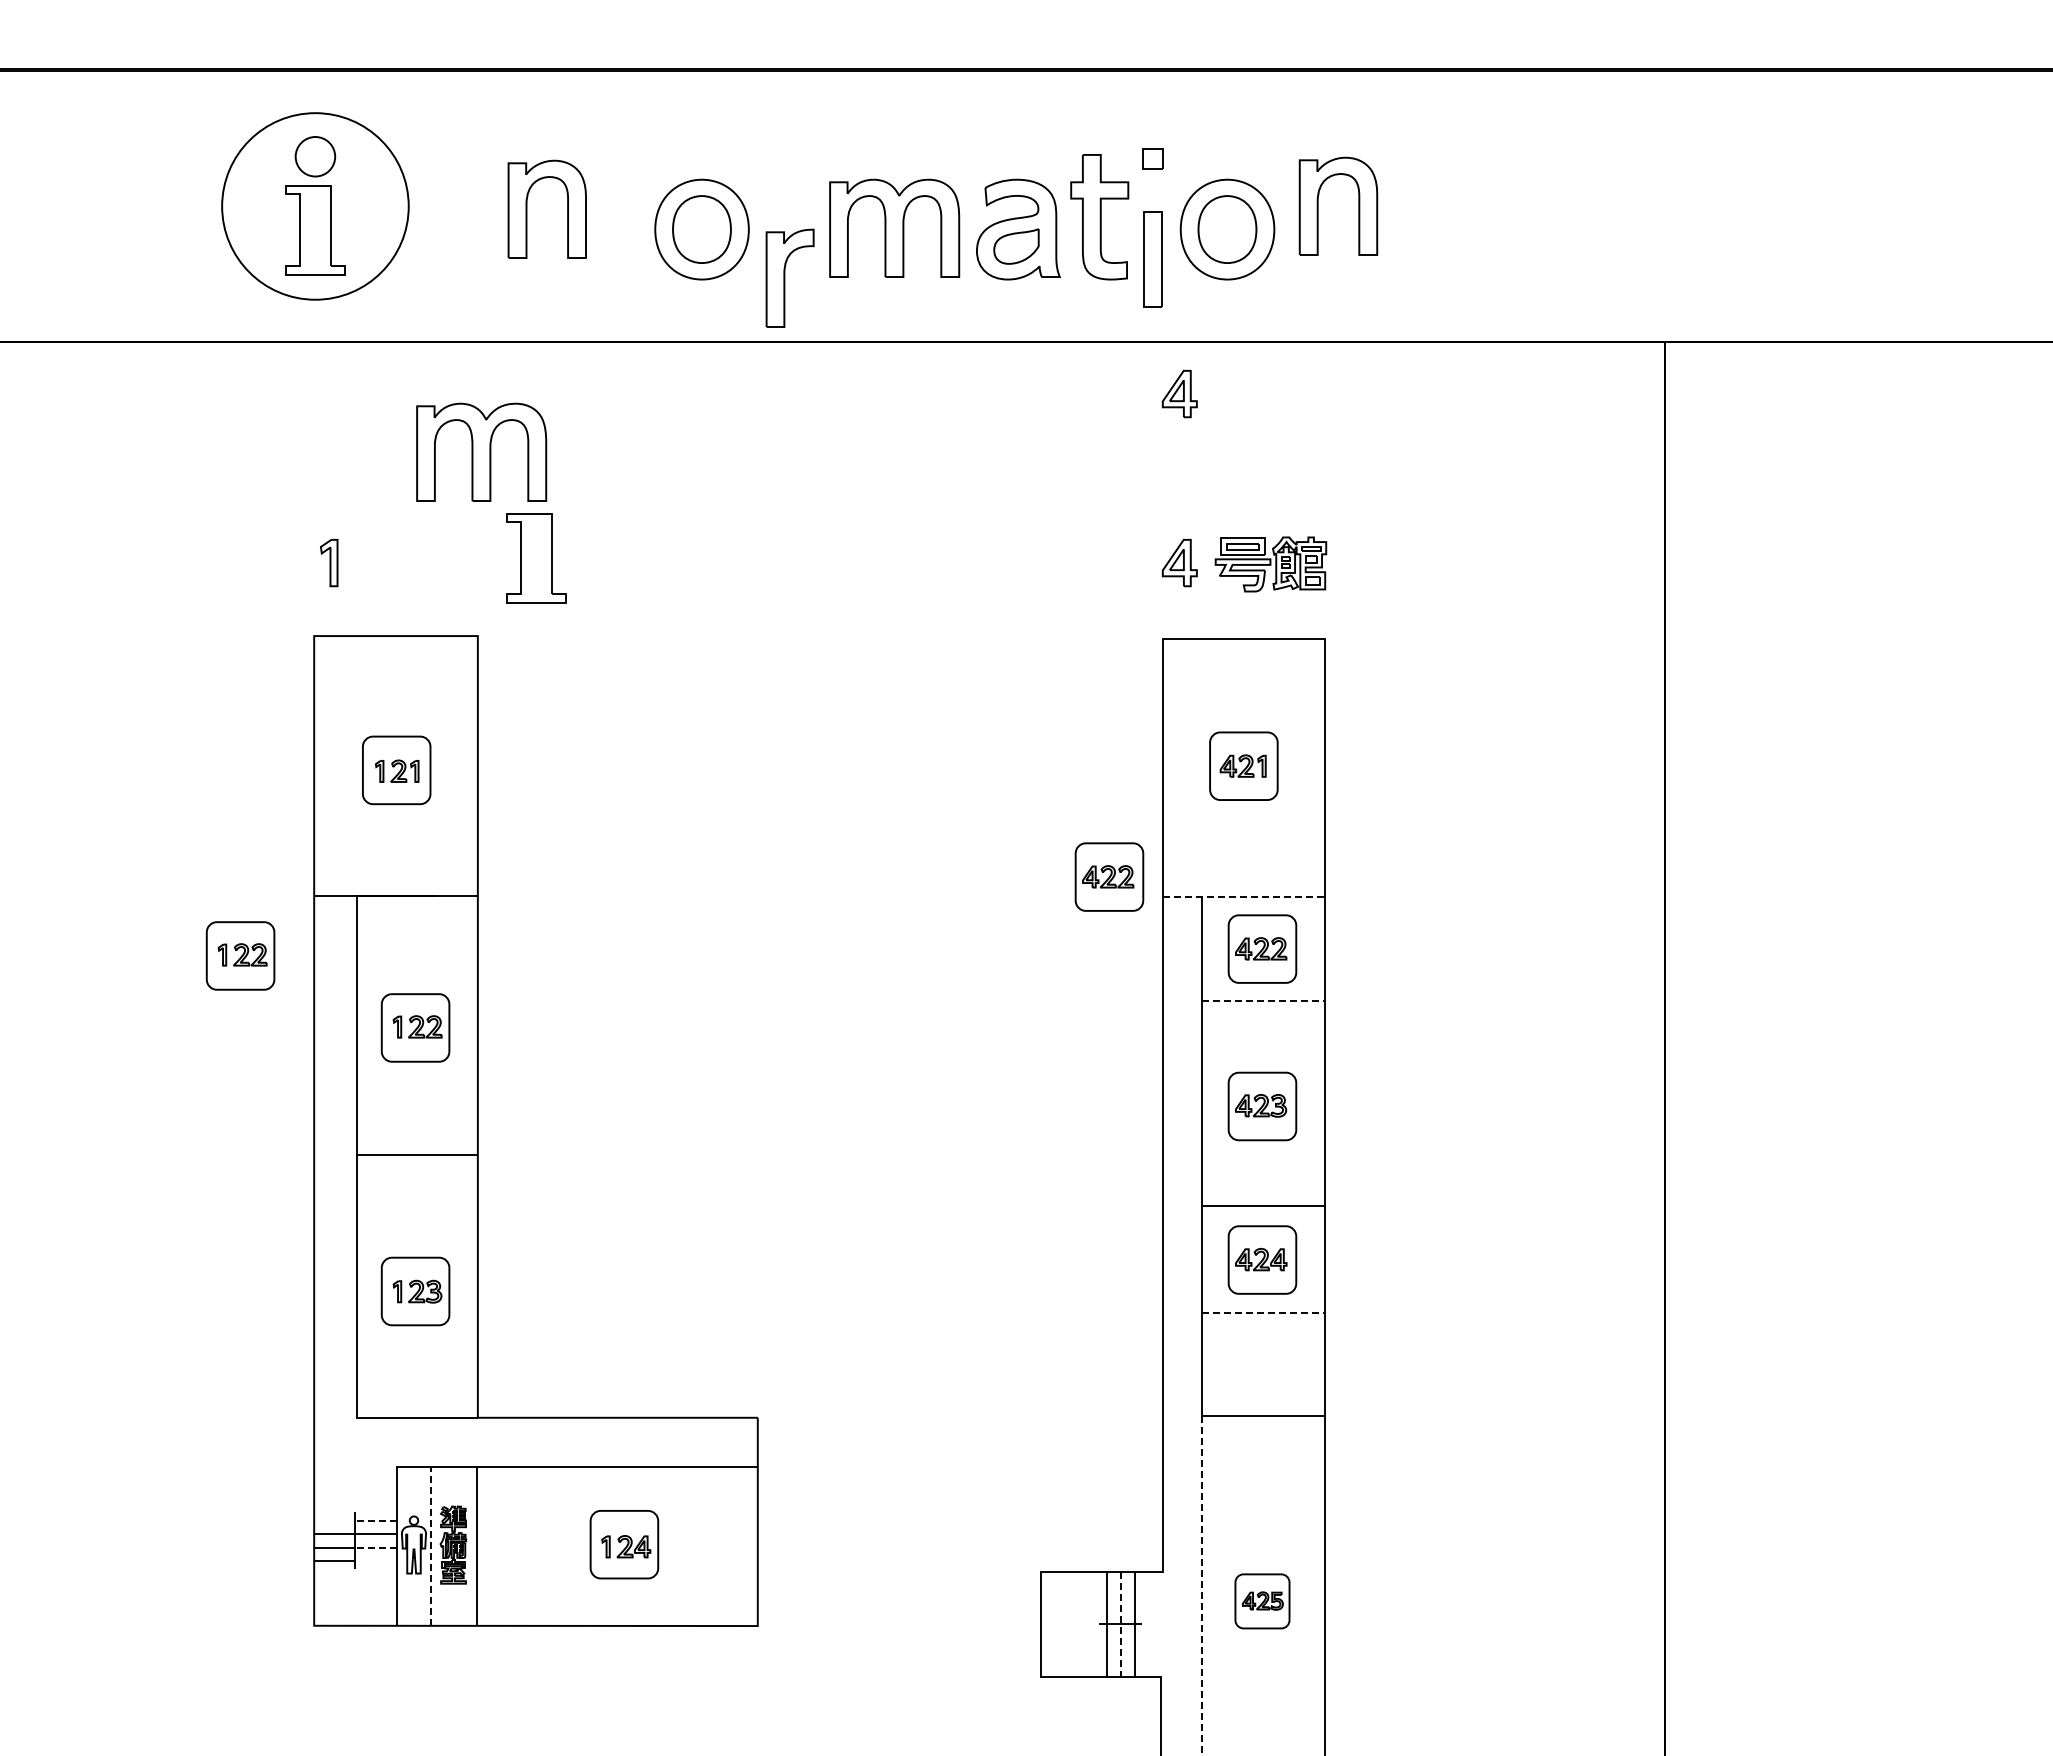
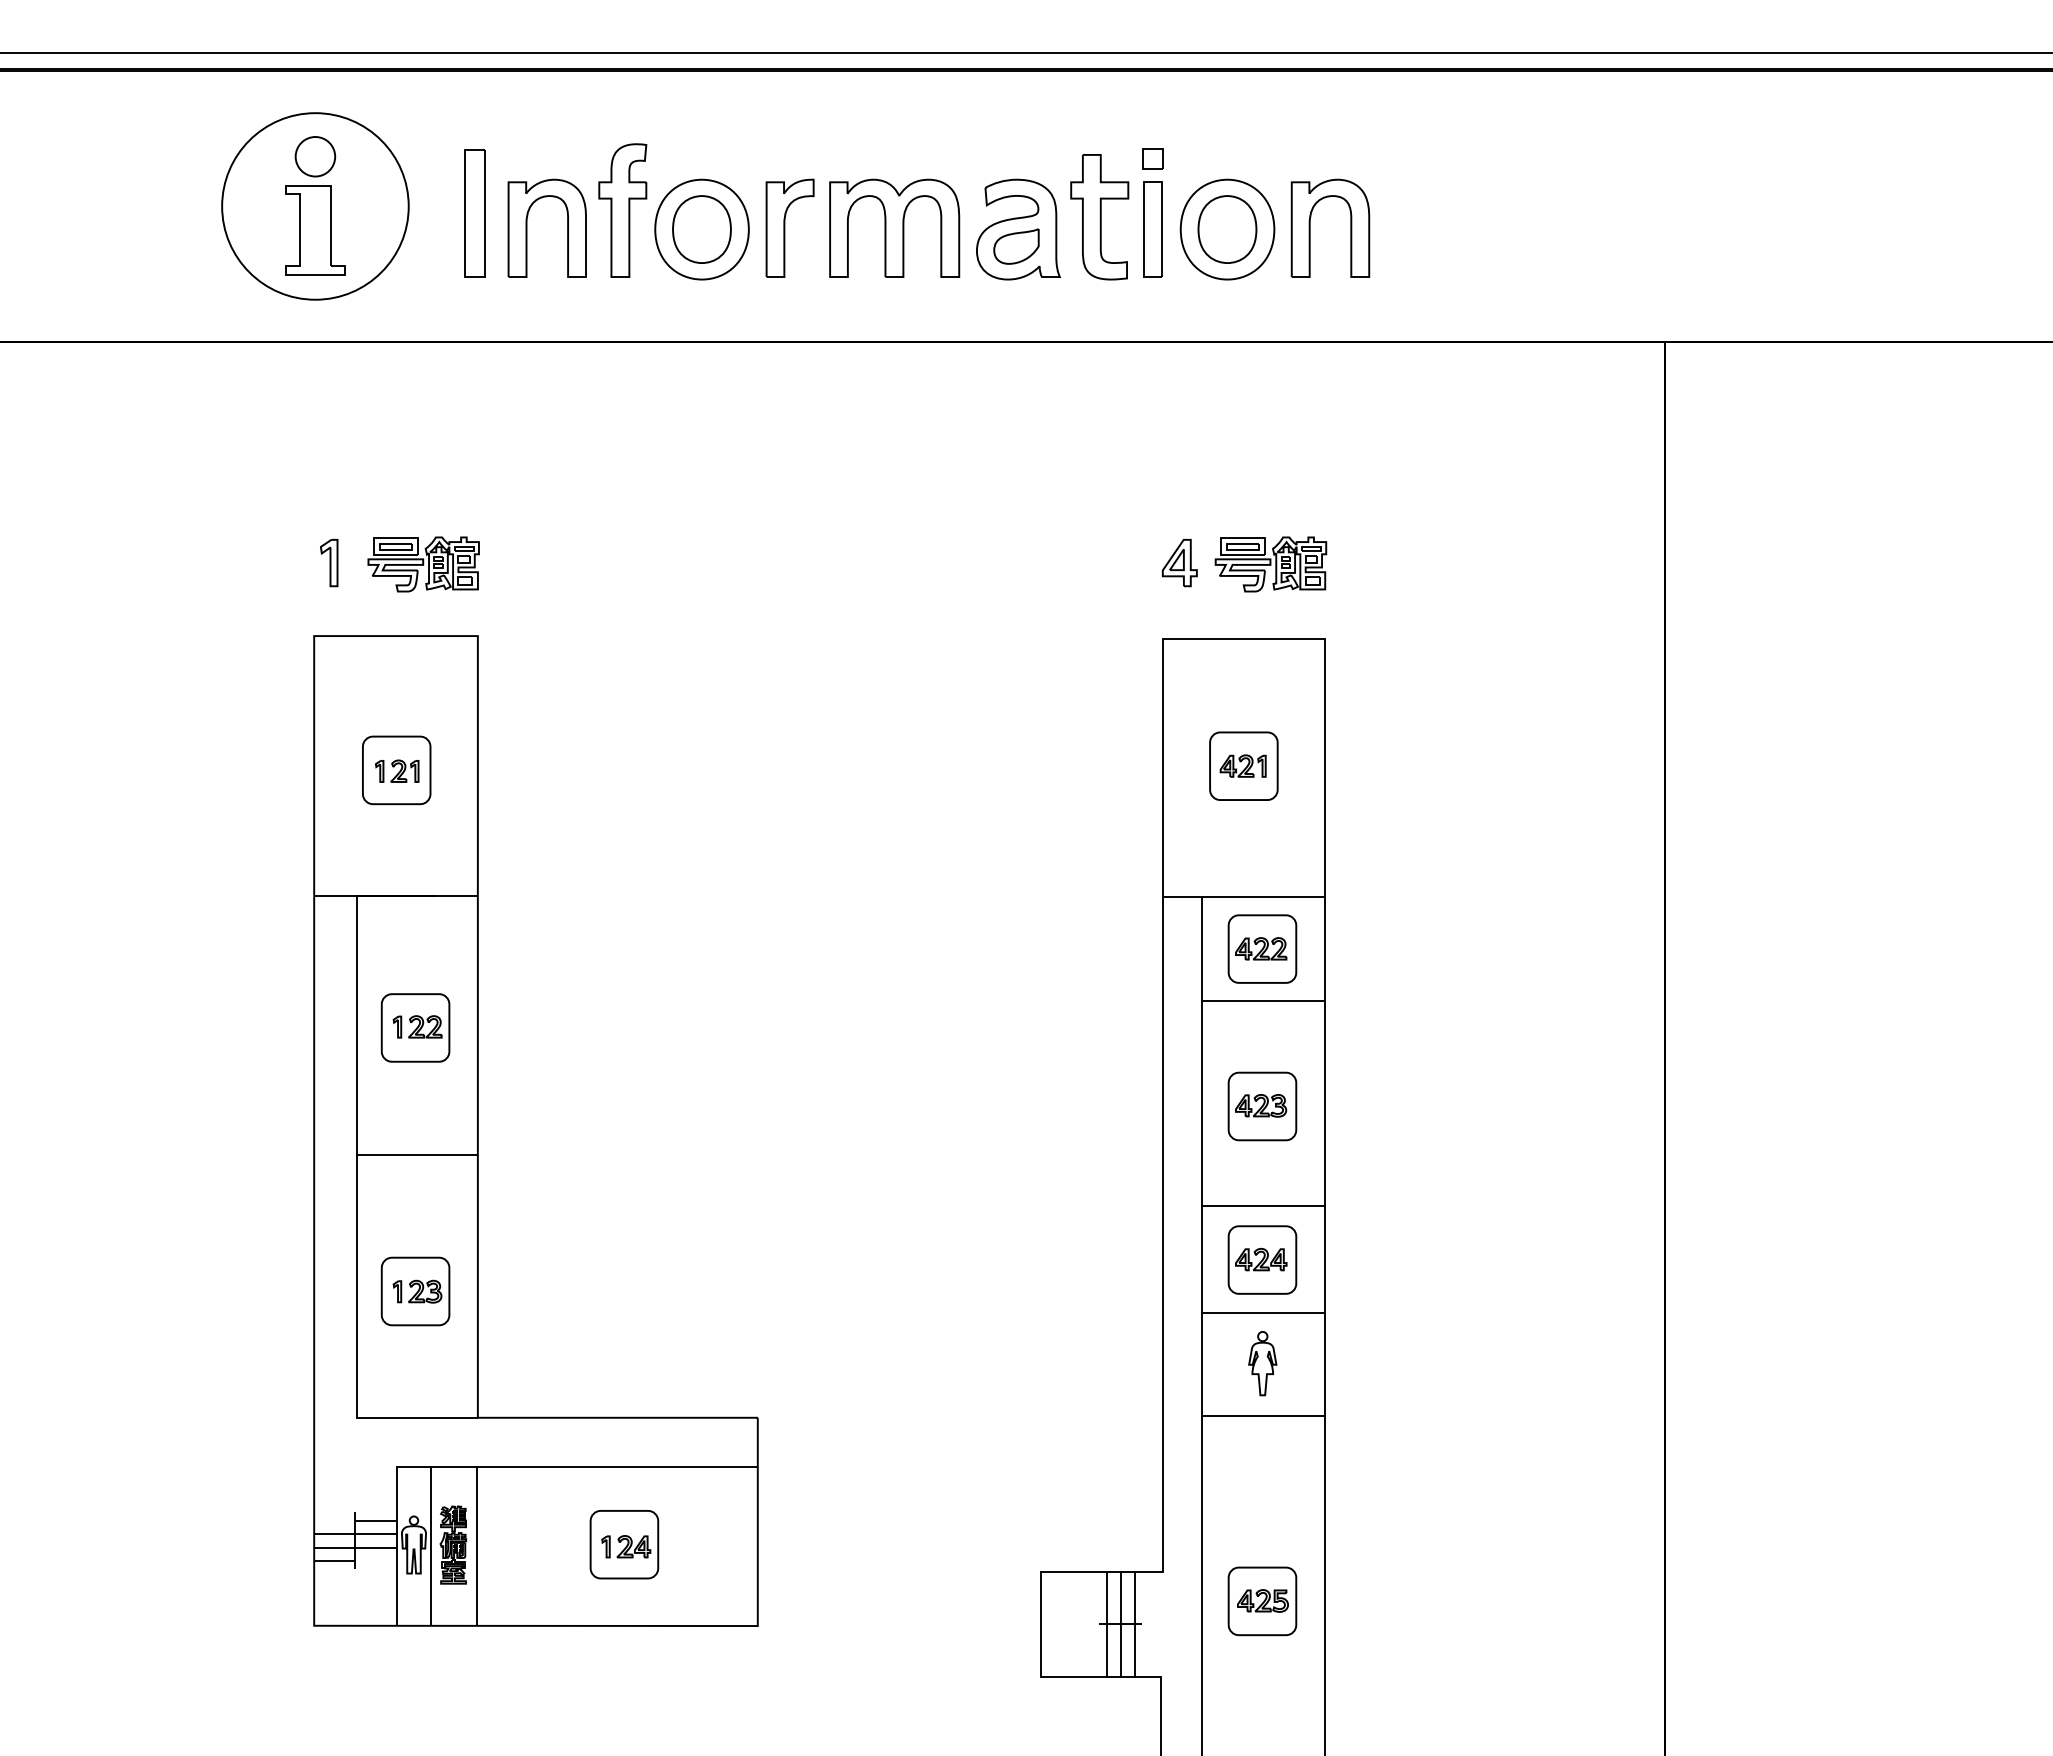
line: none -> present (1025, 52)
part position: (1318, 205) -> (1310, 227) (1310, 227)
part position: (527, 208) -> (527, 227) (527, 227)
part: none -> present (622, 210)
part: none -> present (474, 213)
part position: (1152, 259) -> (1152, 229) (1152, 229)
part position: (789, 277) -> (789, 227) (789, 227)
part: present -> none (1179, 394)
part: present -> none (481, 451)
part: present -> none (536, 558)
part: none -> present (423, 564)
part: present -> none (1109, 876)
line: dashed -> solid (1244, 897)
part: present -> none (240, 955)
line: dashed -> solid (1263, 1001)
line: dashed -> solid (1263, 1312)
part: none -> present (1262, 1363)
line: dashed -> solid (376, 1520)
line: dashed -> solid (431, 1545)
line: dashed -> solid (376, 1547)
line: dashed -> solid (1201, 1585)
part size: 57x57 px -> 71x71 px (1262, 1601)
line: dashed -> solid (1120, 1625)
